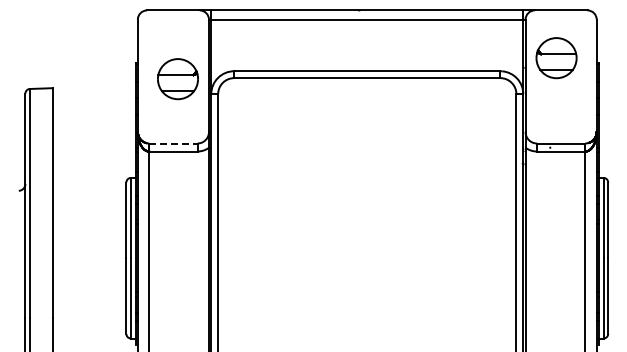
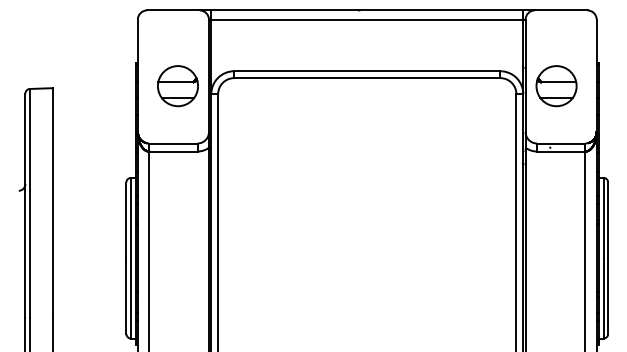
part position: (556, 58) -> (556, 86) (556, 86)
part position: (177, 79) -> (177, 86) (177, 86)
line: dashed -> solid (173, 143)
